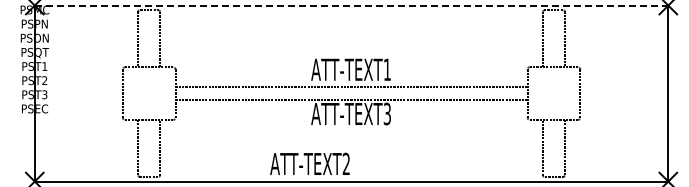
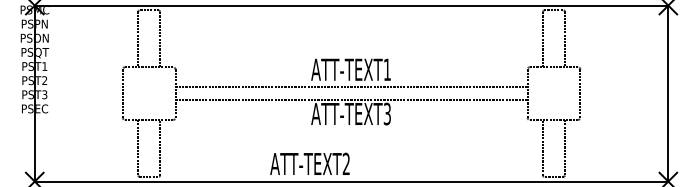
line: dashed -> solid (351, 5)
